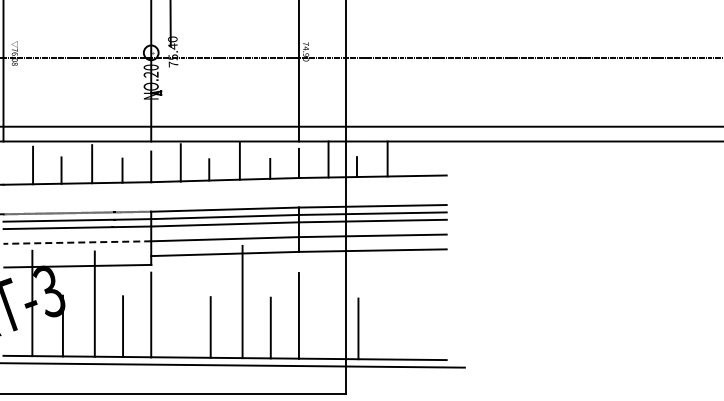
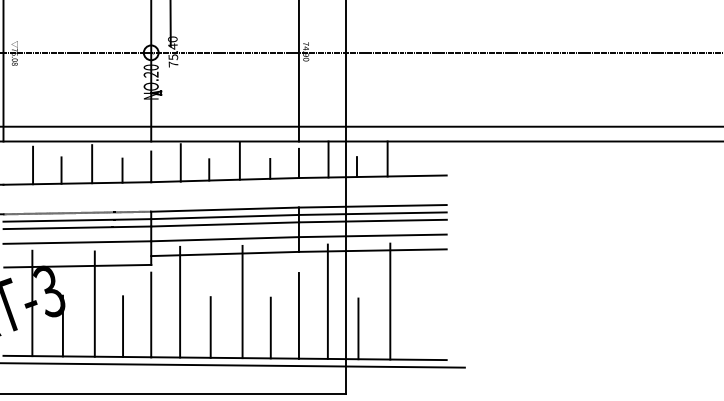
line position: (361, 57) -> (361, 52) (361, 52)
line: dashed -> solid (77, 242)
line: none -> present (180, 301)
line: none -> present (327, 301)
line: none -> present (390, 301)
